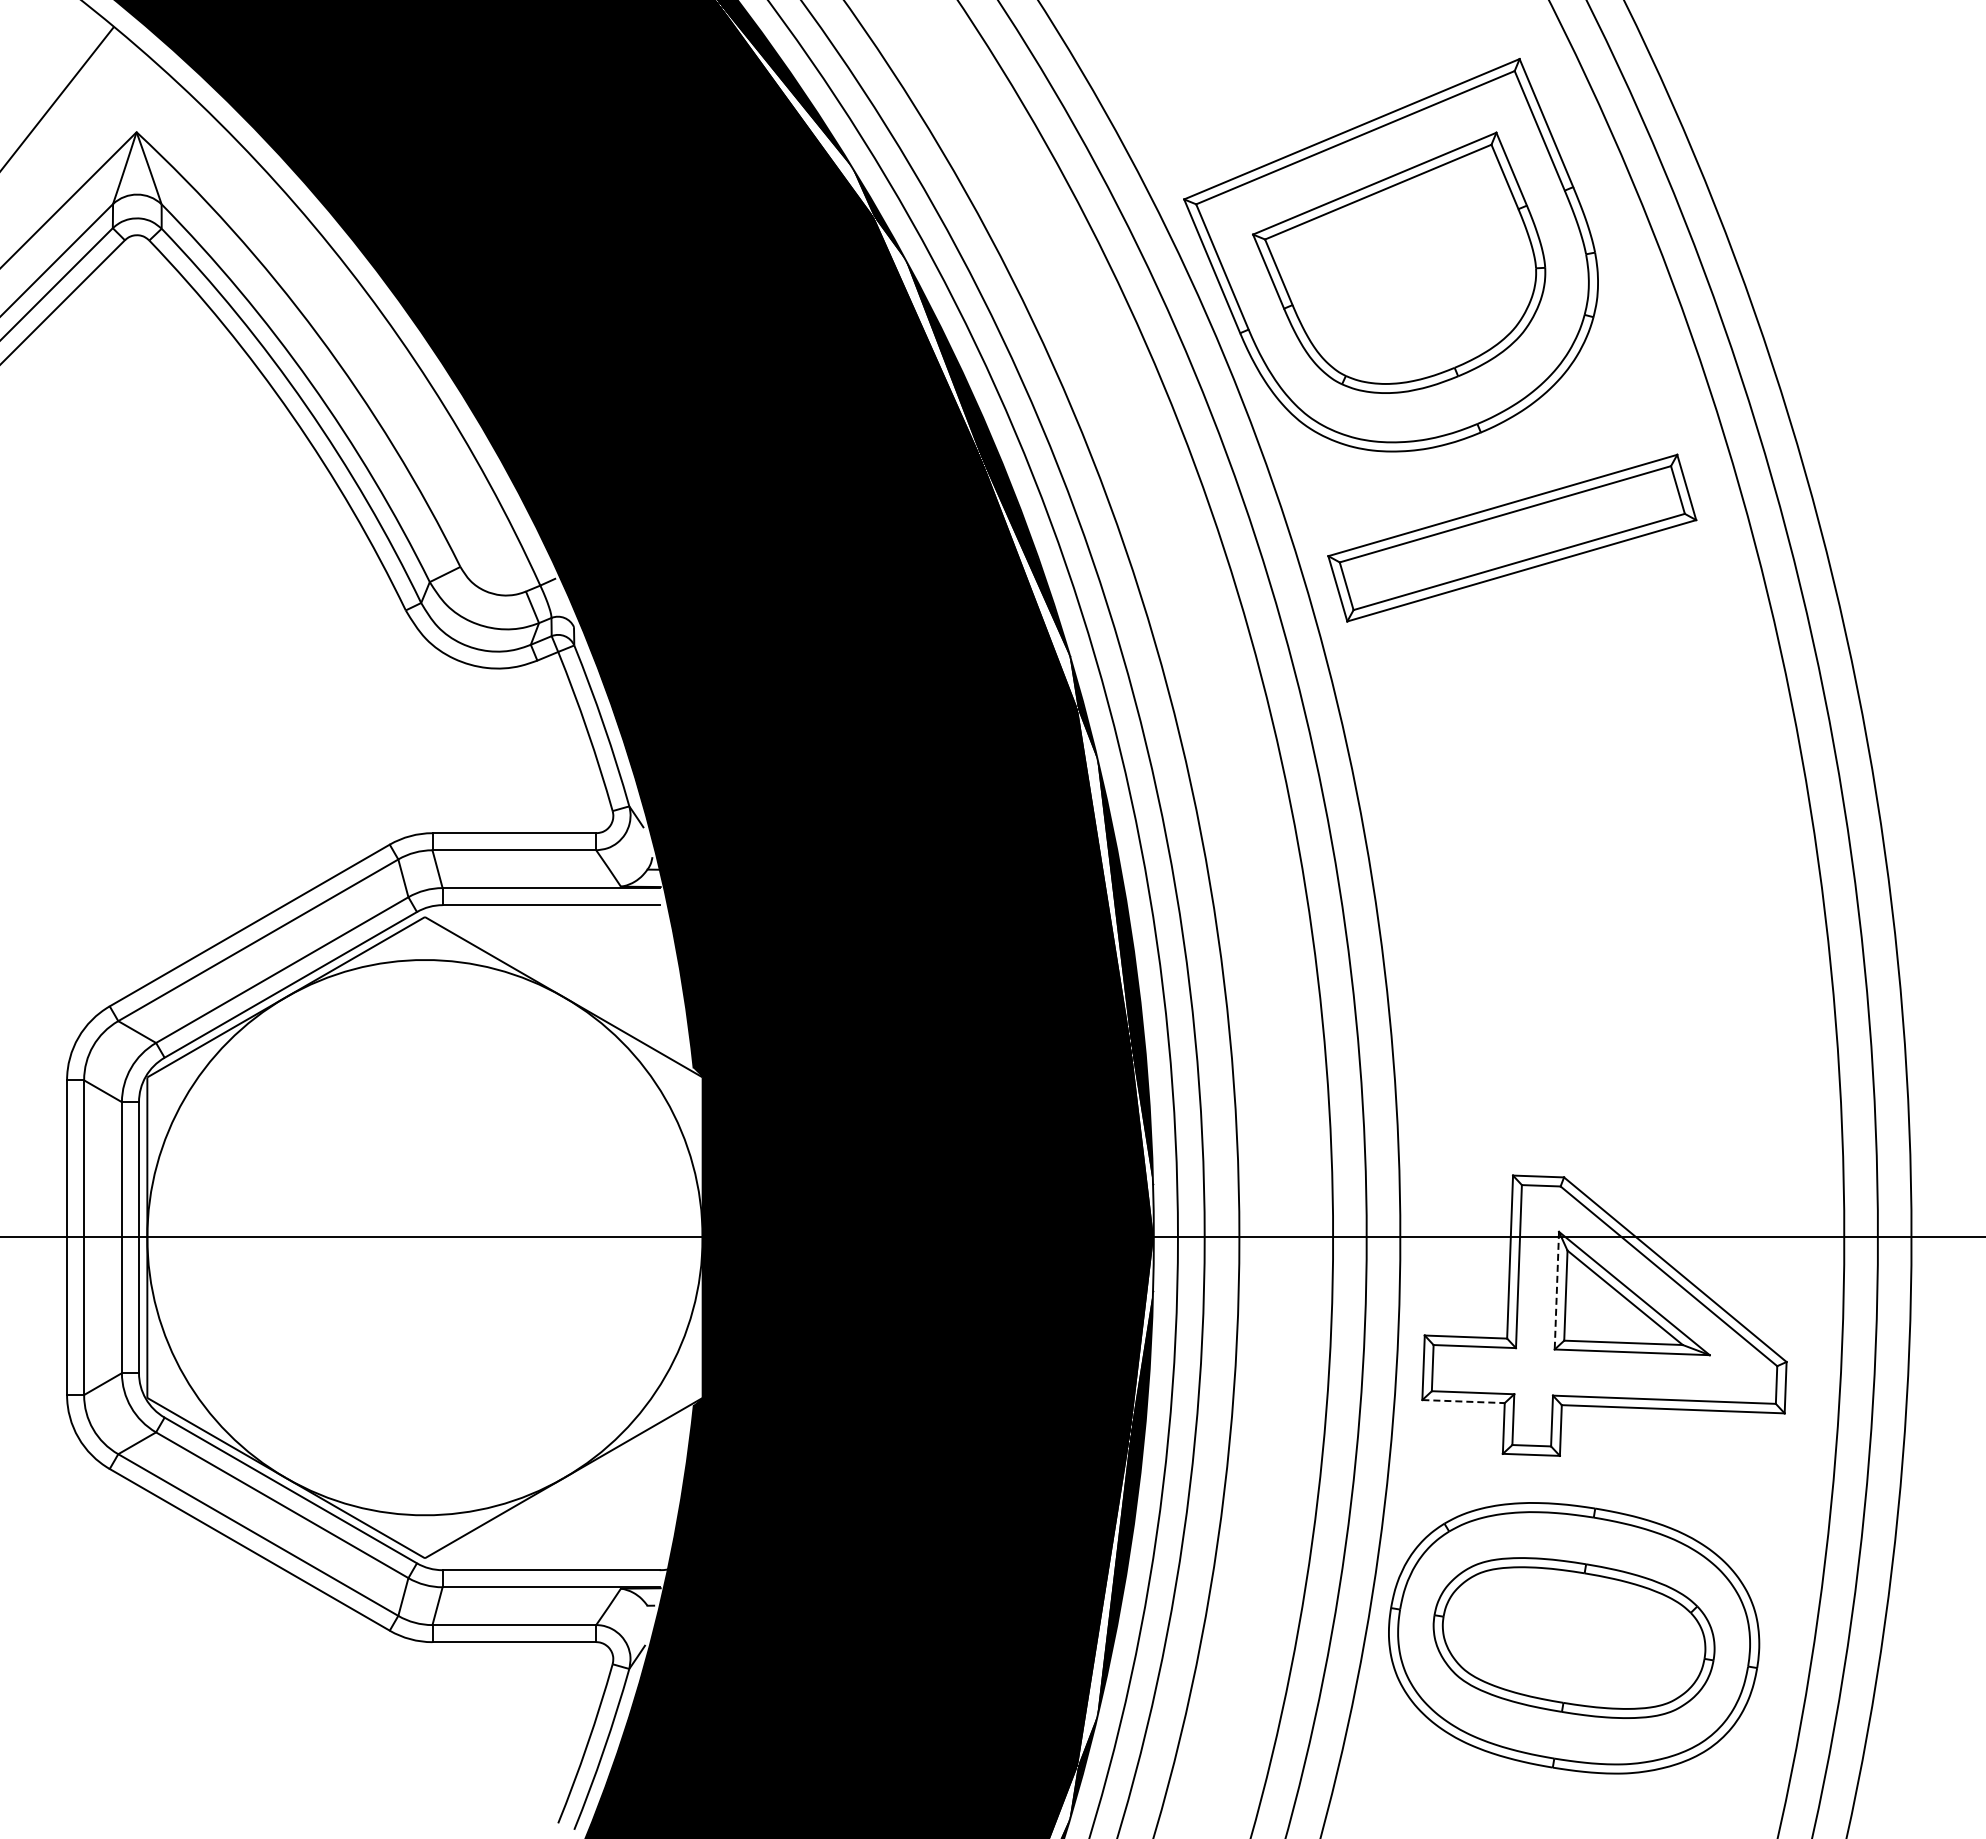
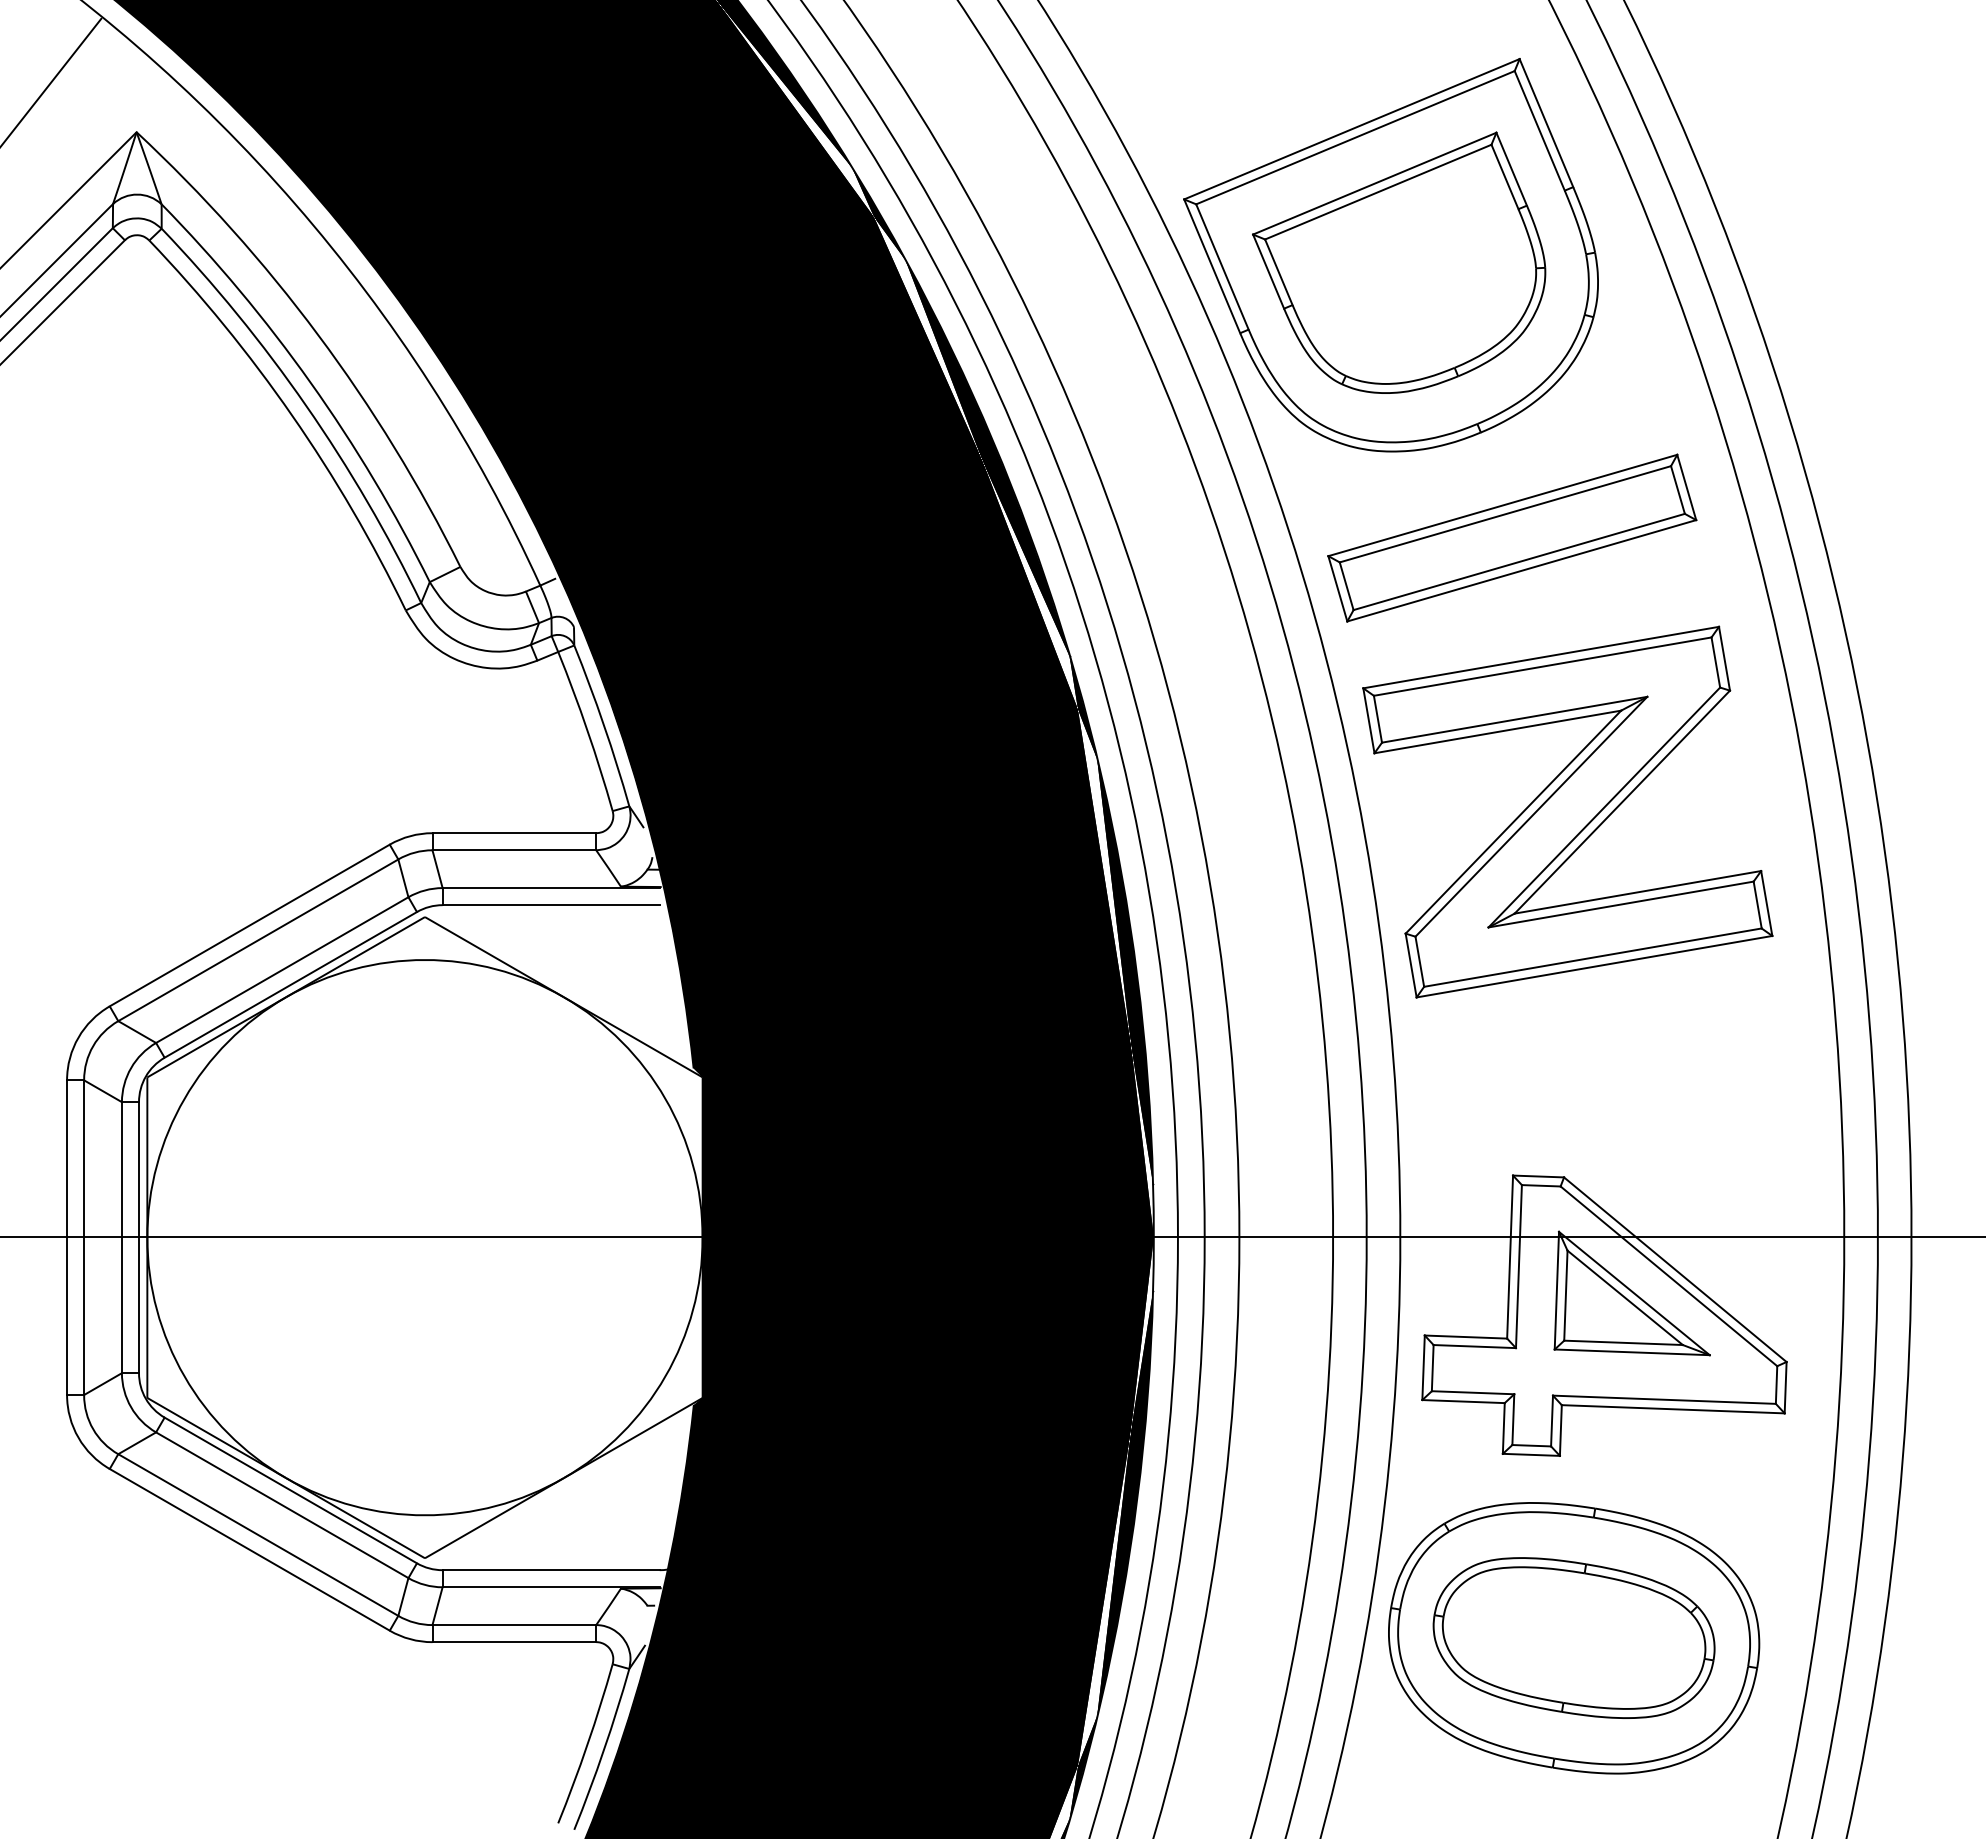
line position: (57, 98) -> (51, 81) (51, 81)
part: none -> present (1567, 811)
line: dashed -> solid (1556, 1290)
line: dashed -> solid (1464, 1401)
